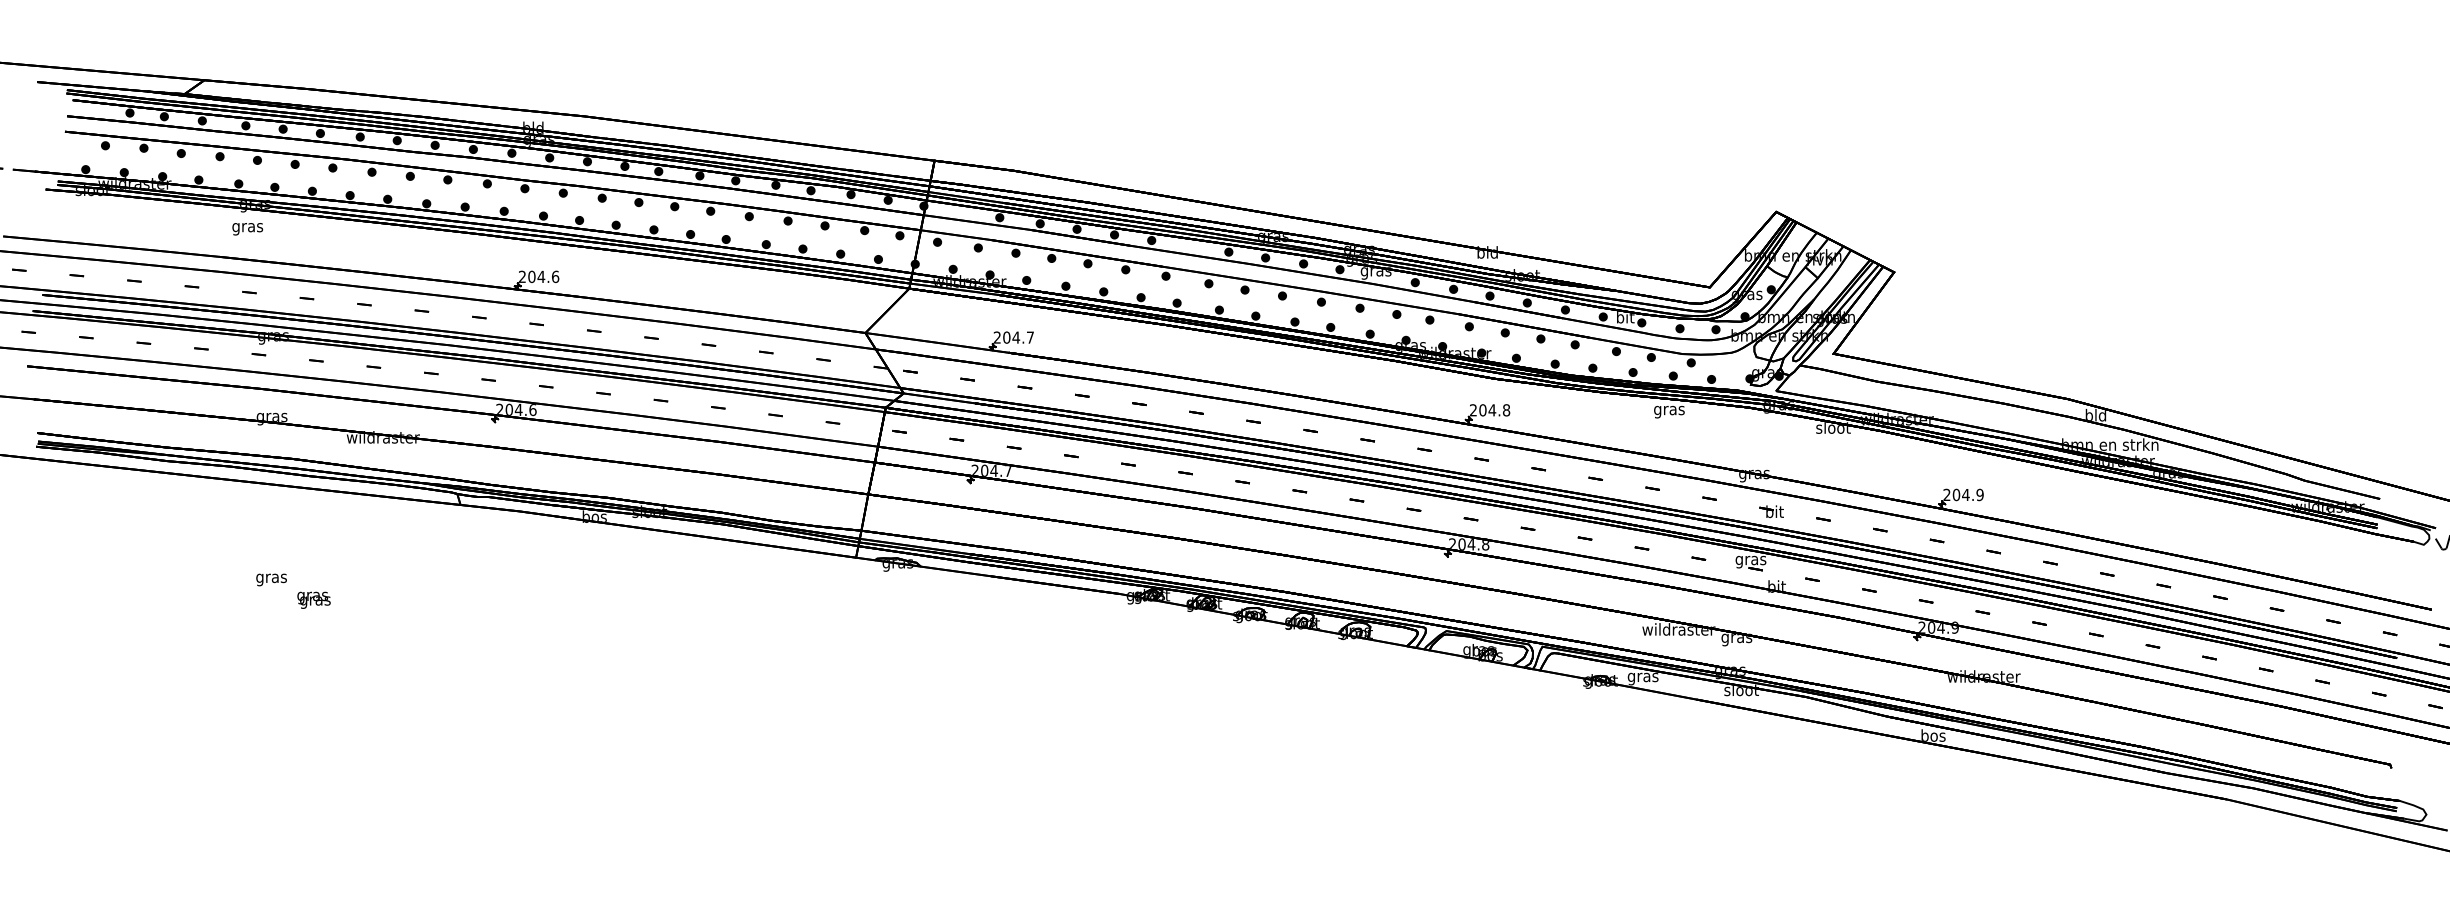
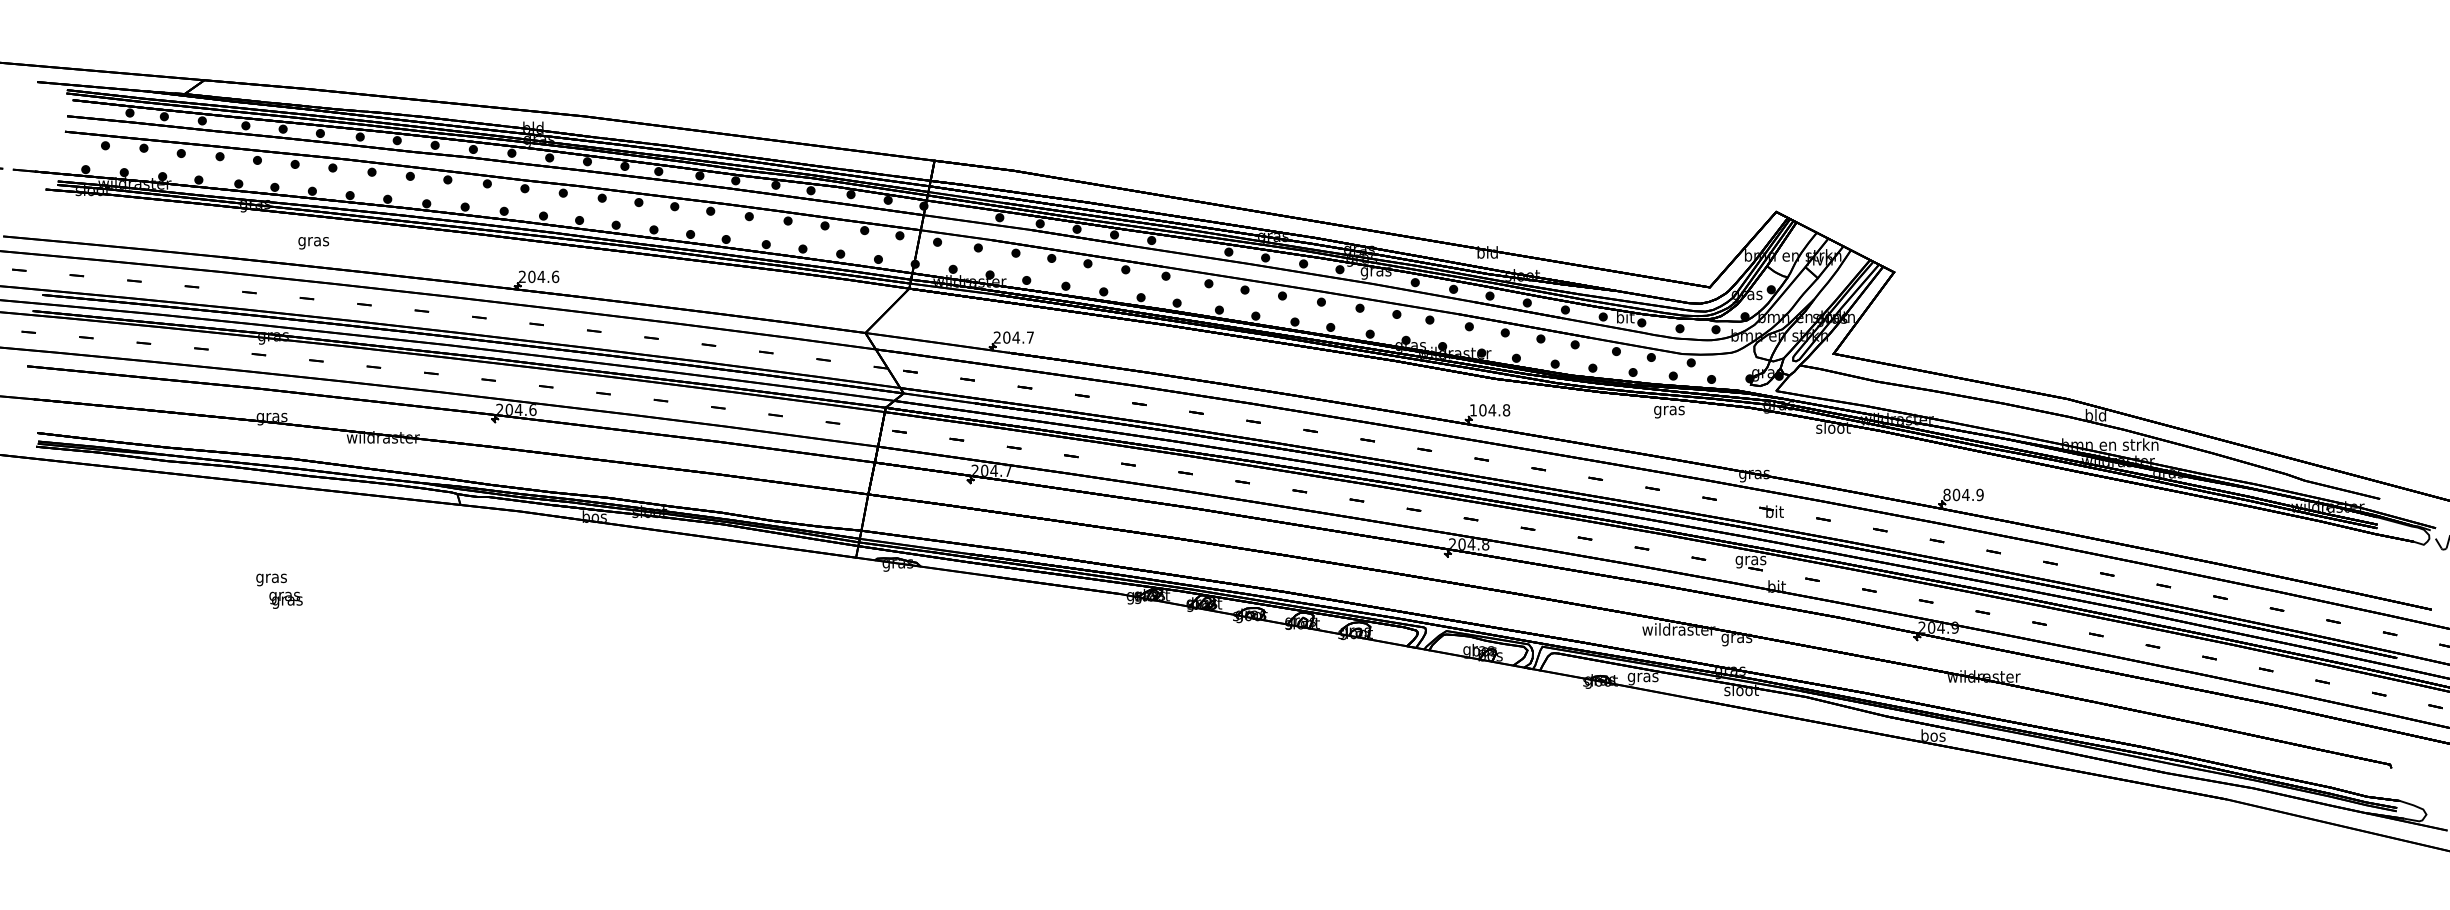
text position: (247, 229) -> (313, 243) (313, 243)
text: 204.8 -> 104.8 (1472, 410)
text: 204.9 -> 804.9 (1946, 494)
text position: (313, 599) -> (285, 599) (285, 599)
